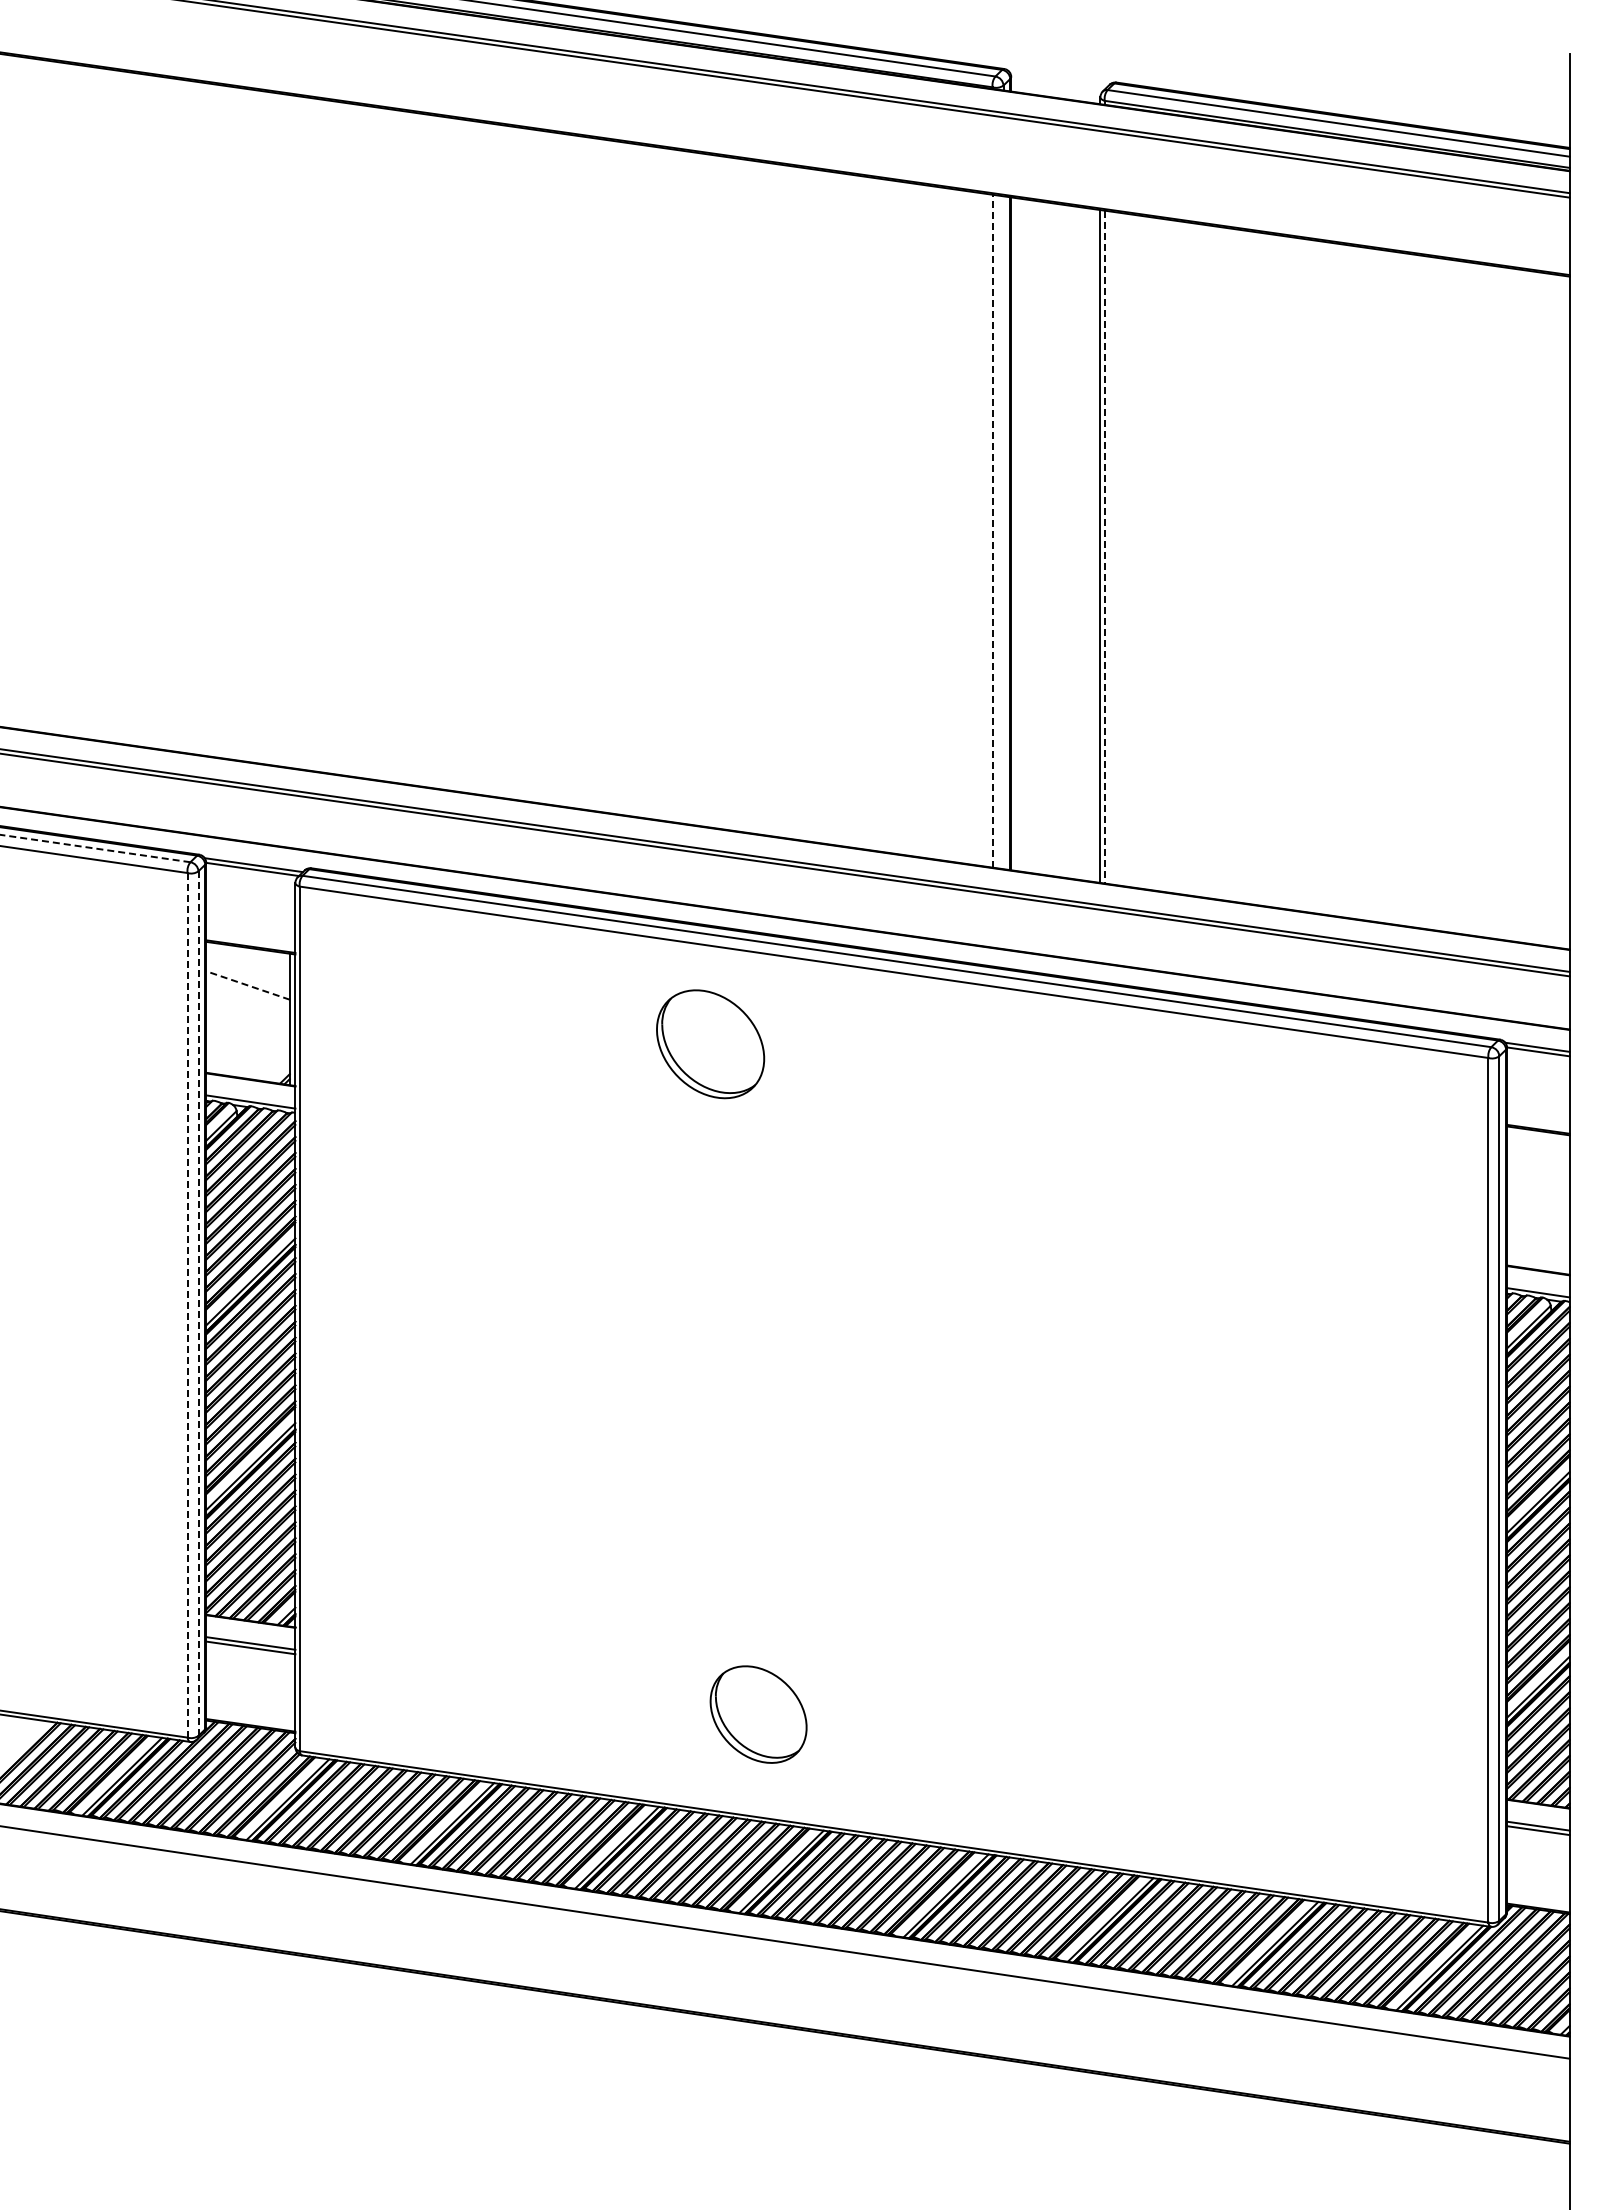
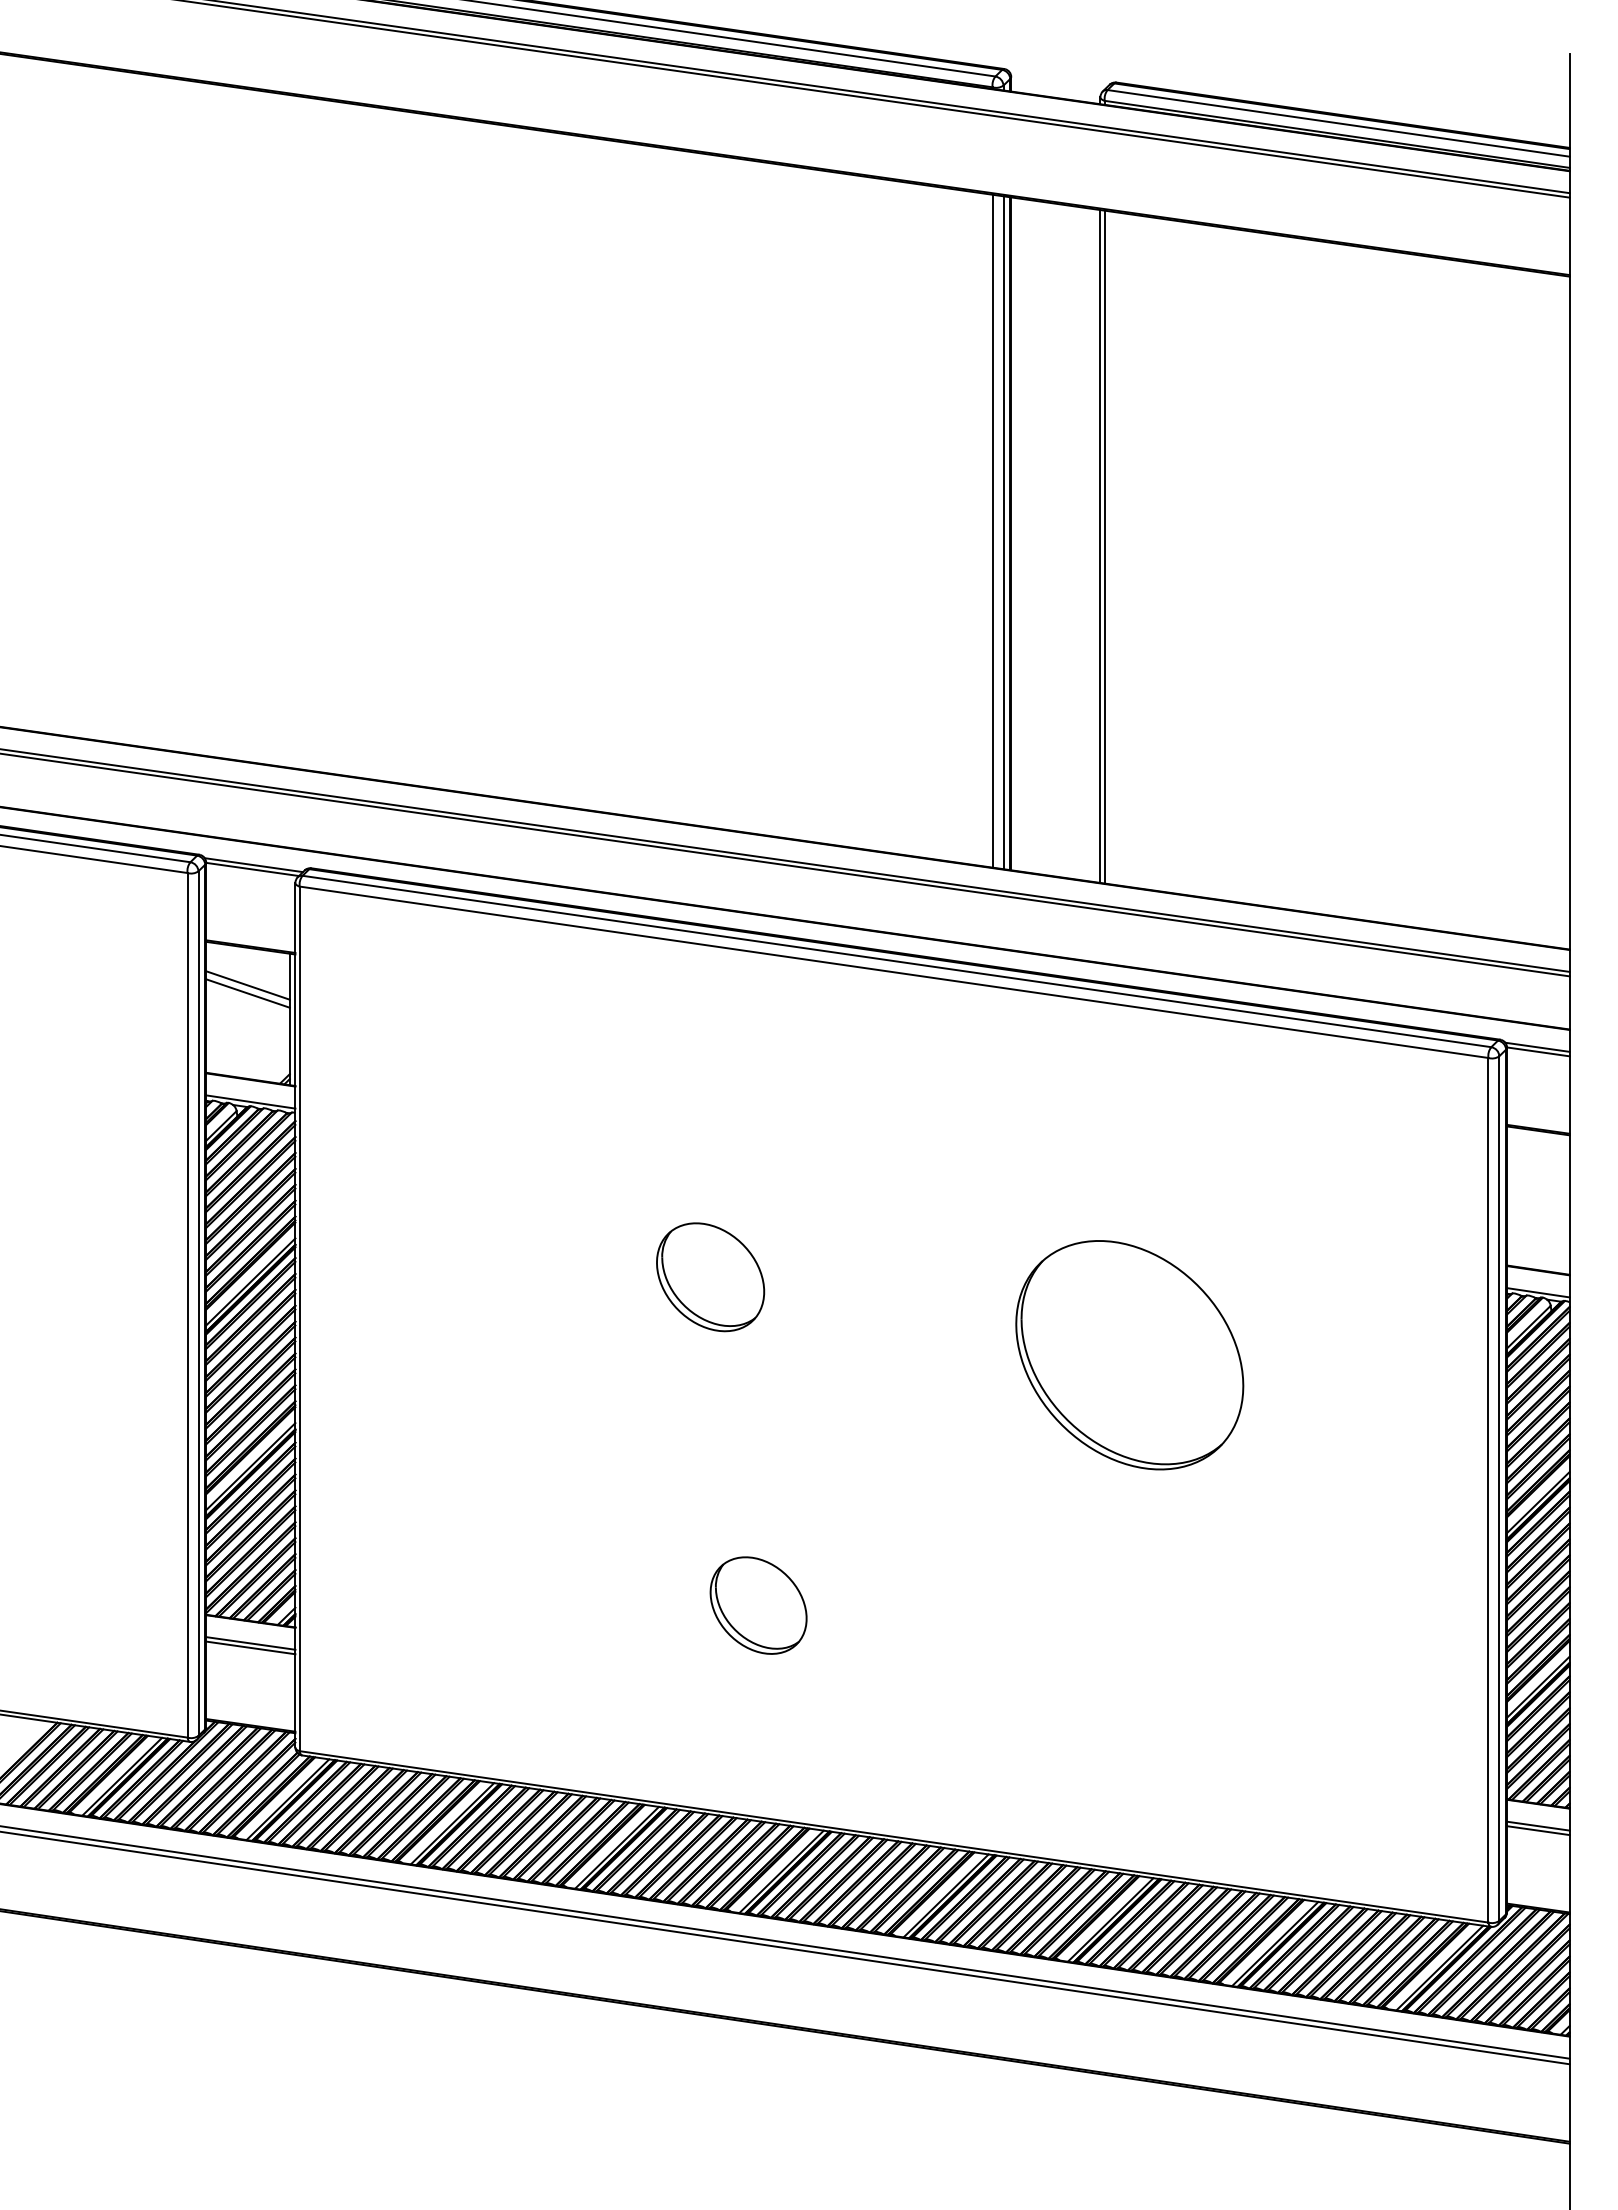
line: dashed -> solid (992, 530)
line: none -> present (1003, 532)
line: dashed -> solid (1104, 547)
line: dashed -> solid (95, 848)
line: dashed -> solid (247, 985)
line: none -> present (247, 993)
part position: (710, 1044) -> (710, 1277) (710, 1277)
line: dashed -> solid (198, 1303)
line: dashed -> solid (187, 1305)
part: none -> present (1129, 1355)
part position: (758, 1714) -> (758, 1605) (758, 1605)
line: none -> present (785, 1948)
